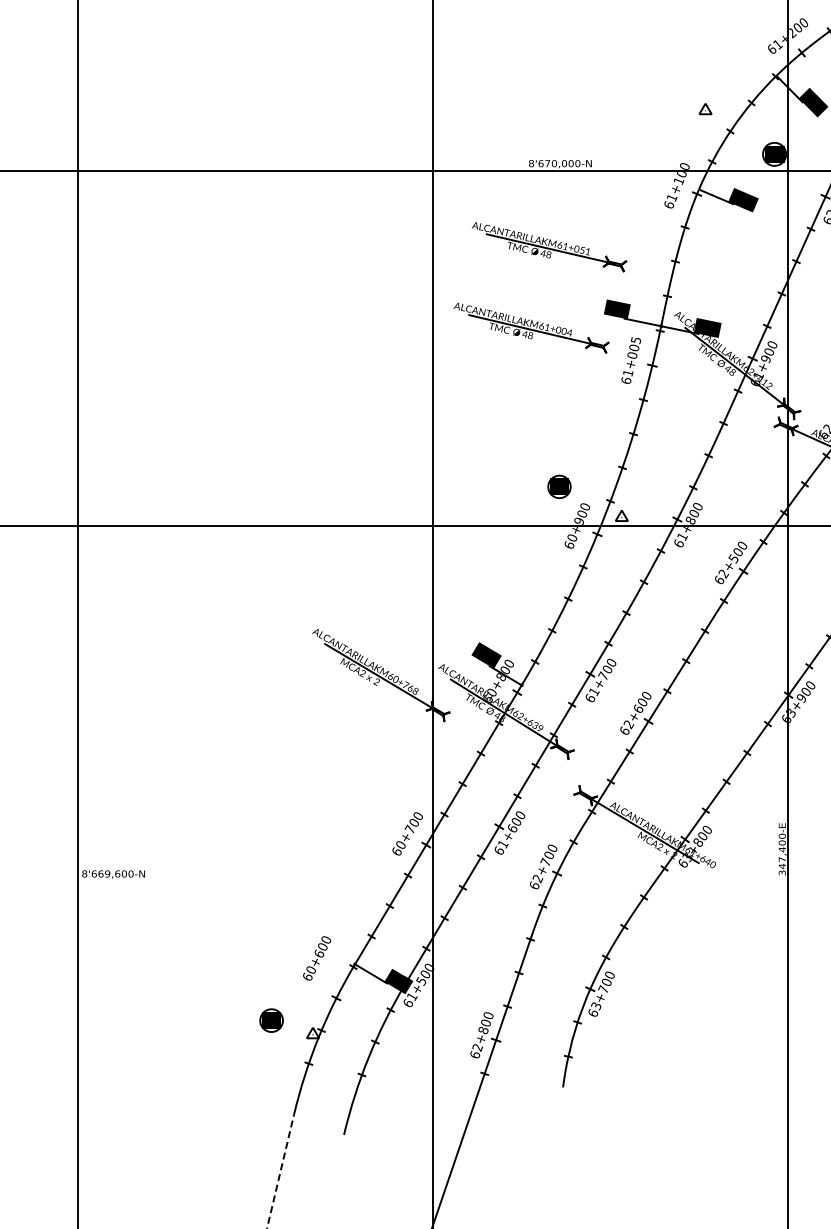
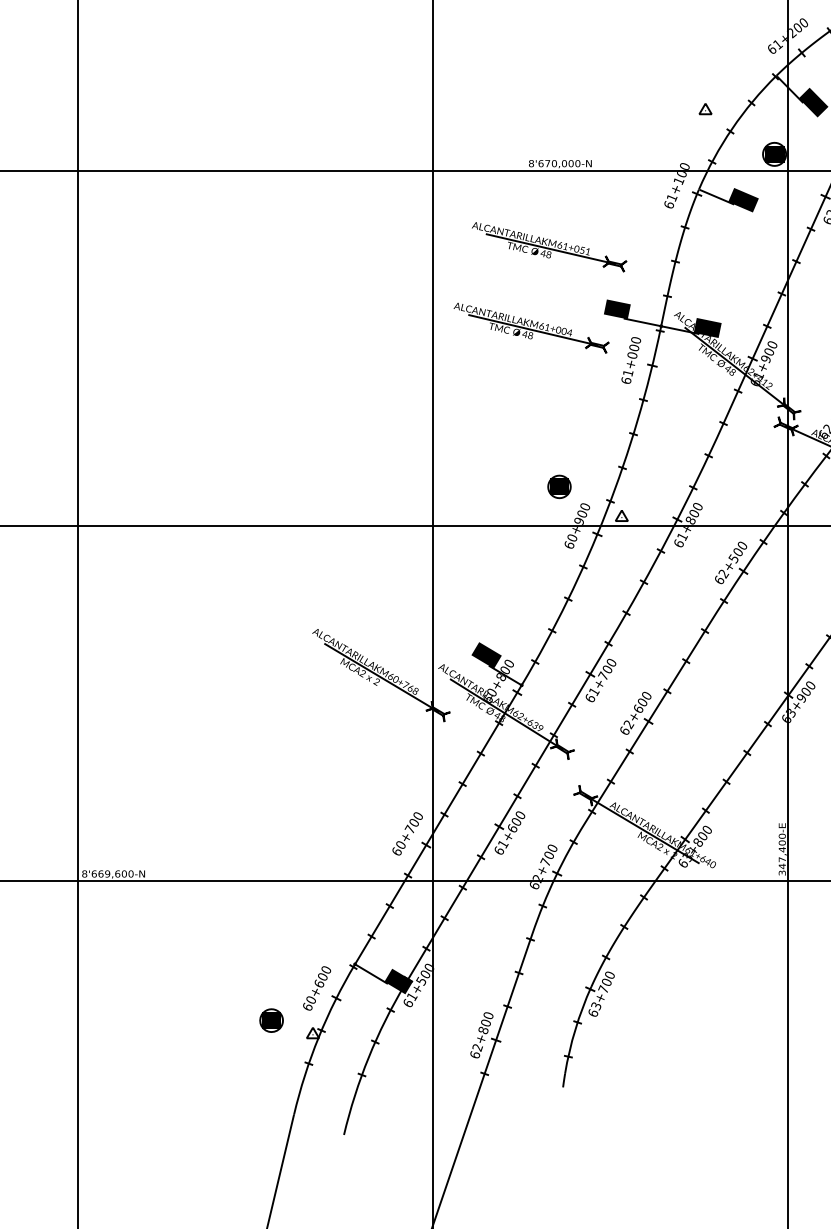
text: 61+005 -> 61+000 (635, 340)
line: none -> present (414, 881)
text position: (317, 958) -> (317, 988) (317, 988)
line: dashed -> solid (280, 1171)
